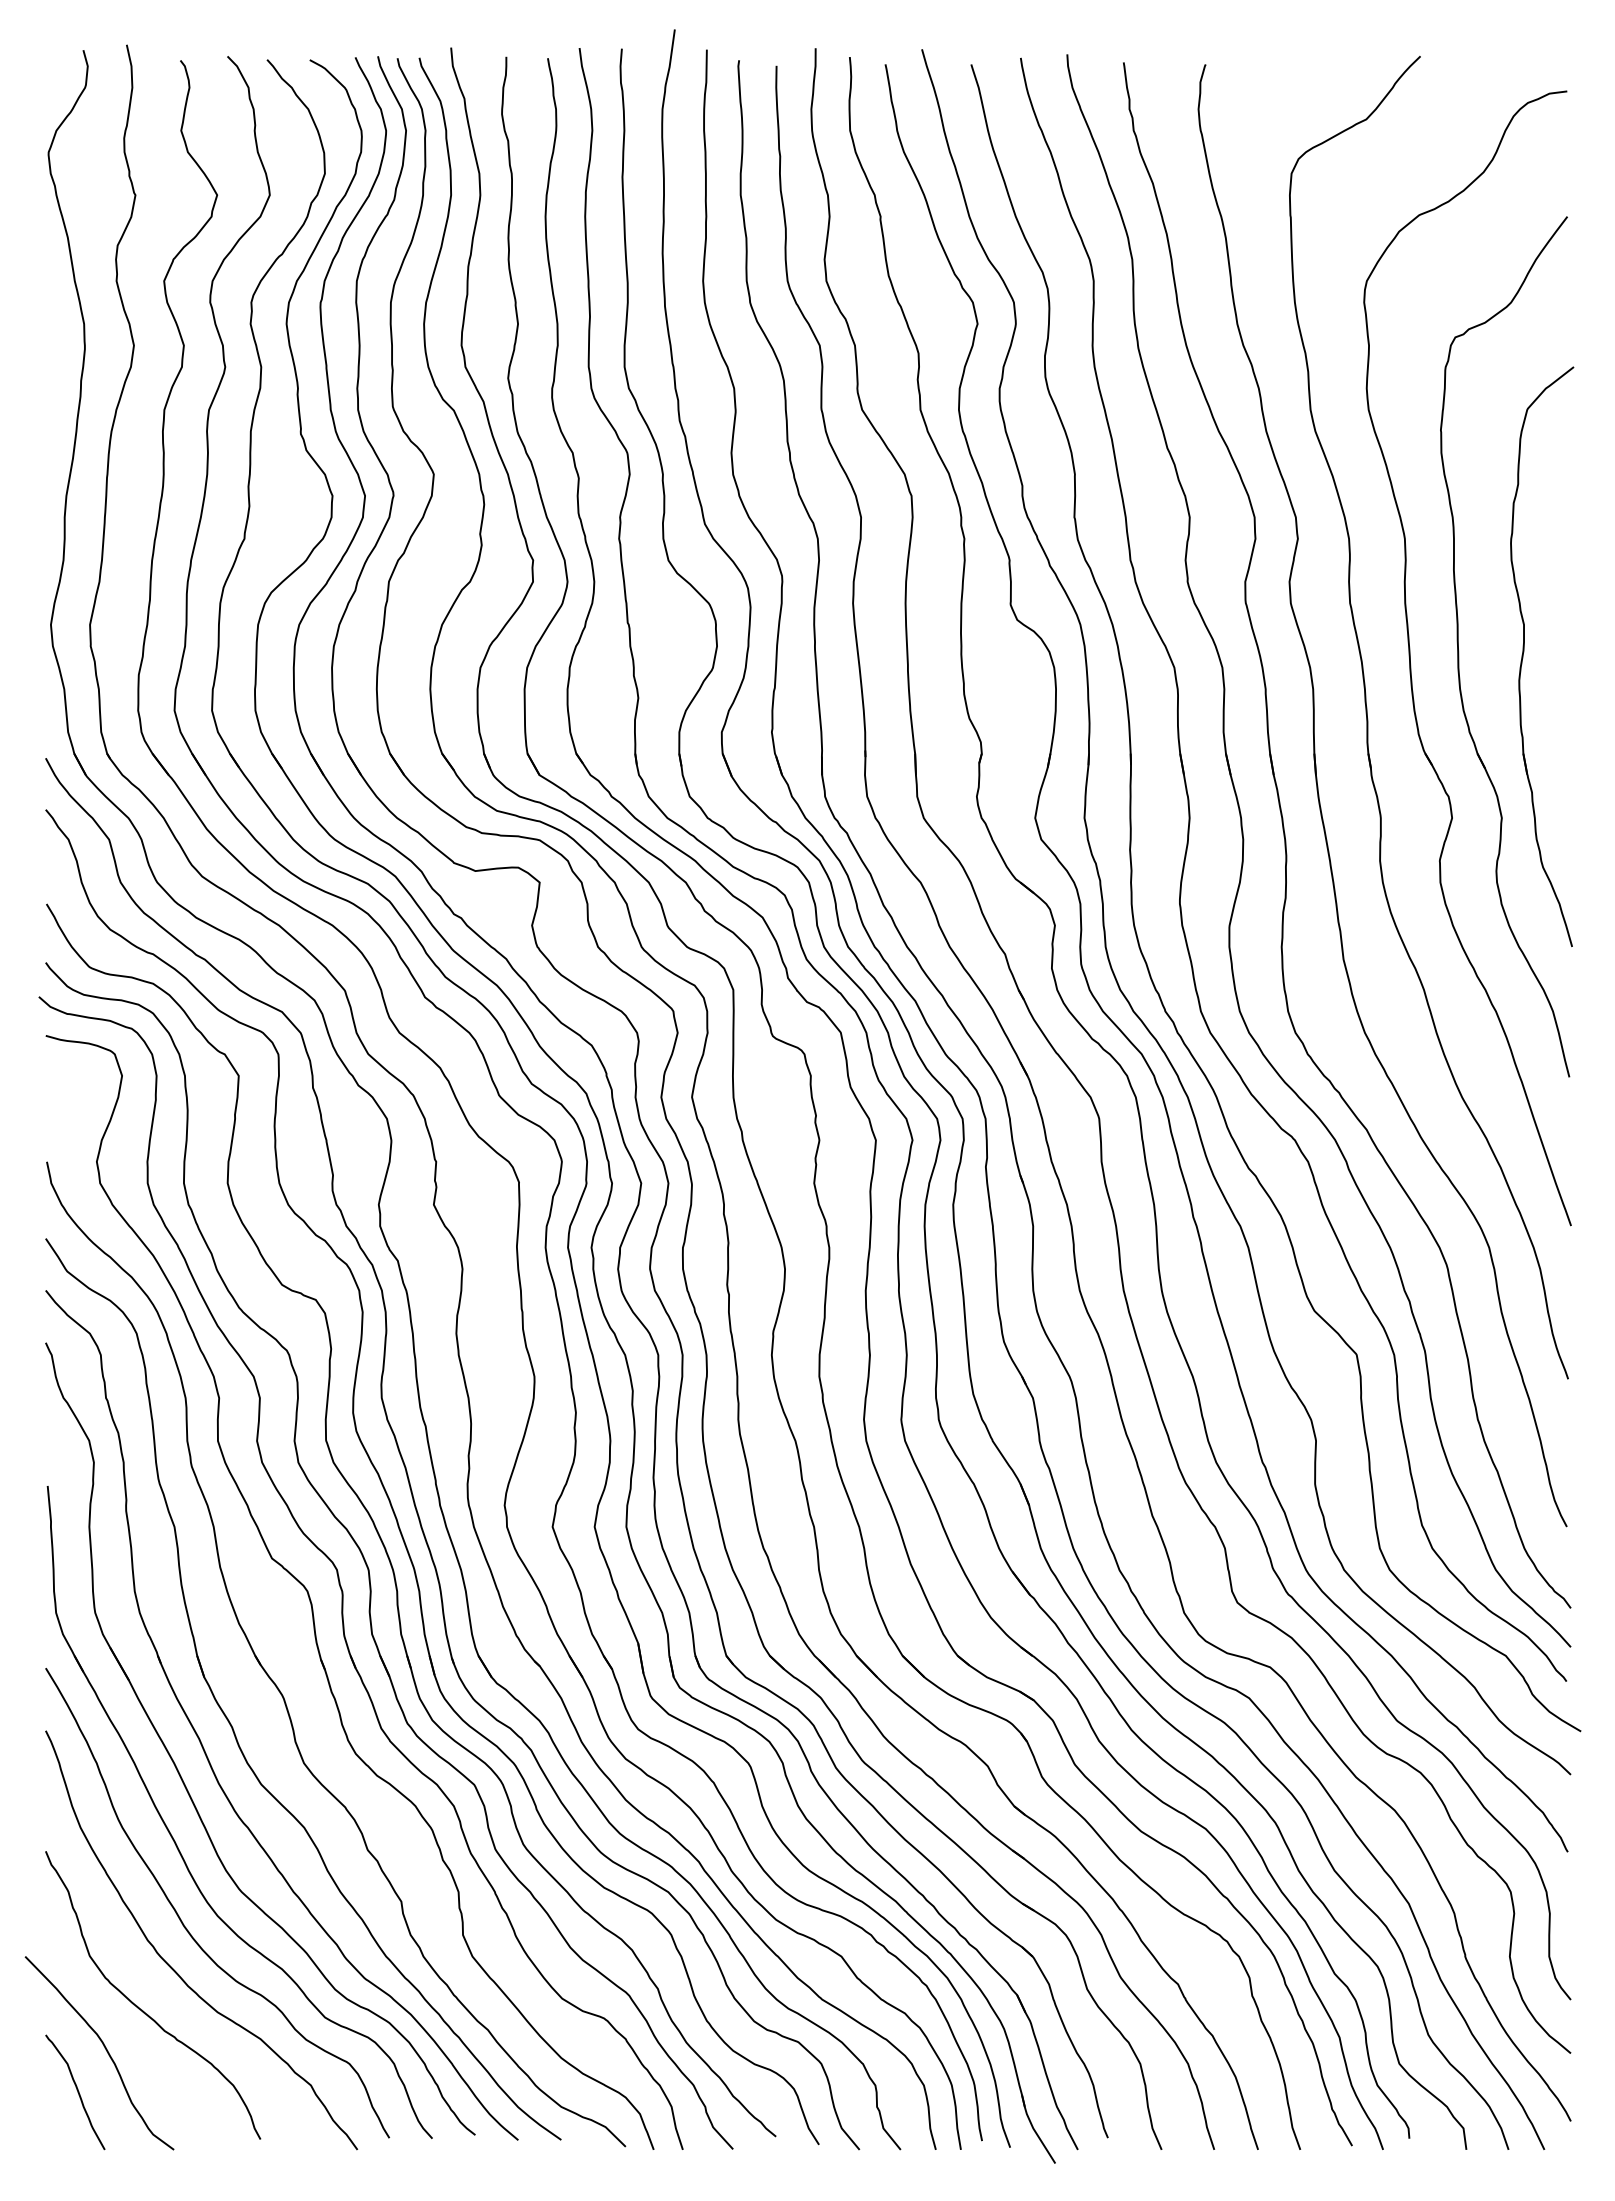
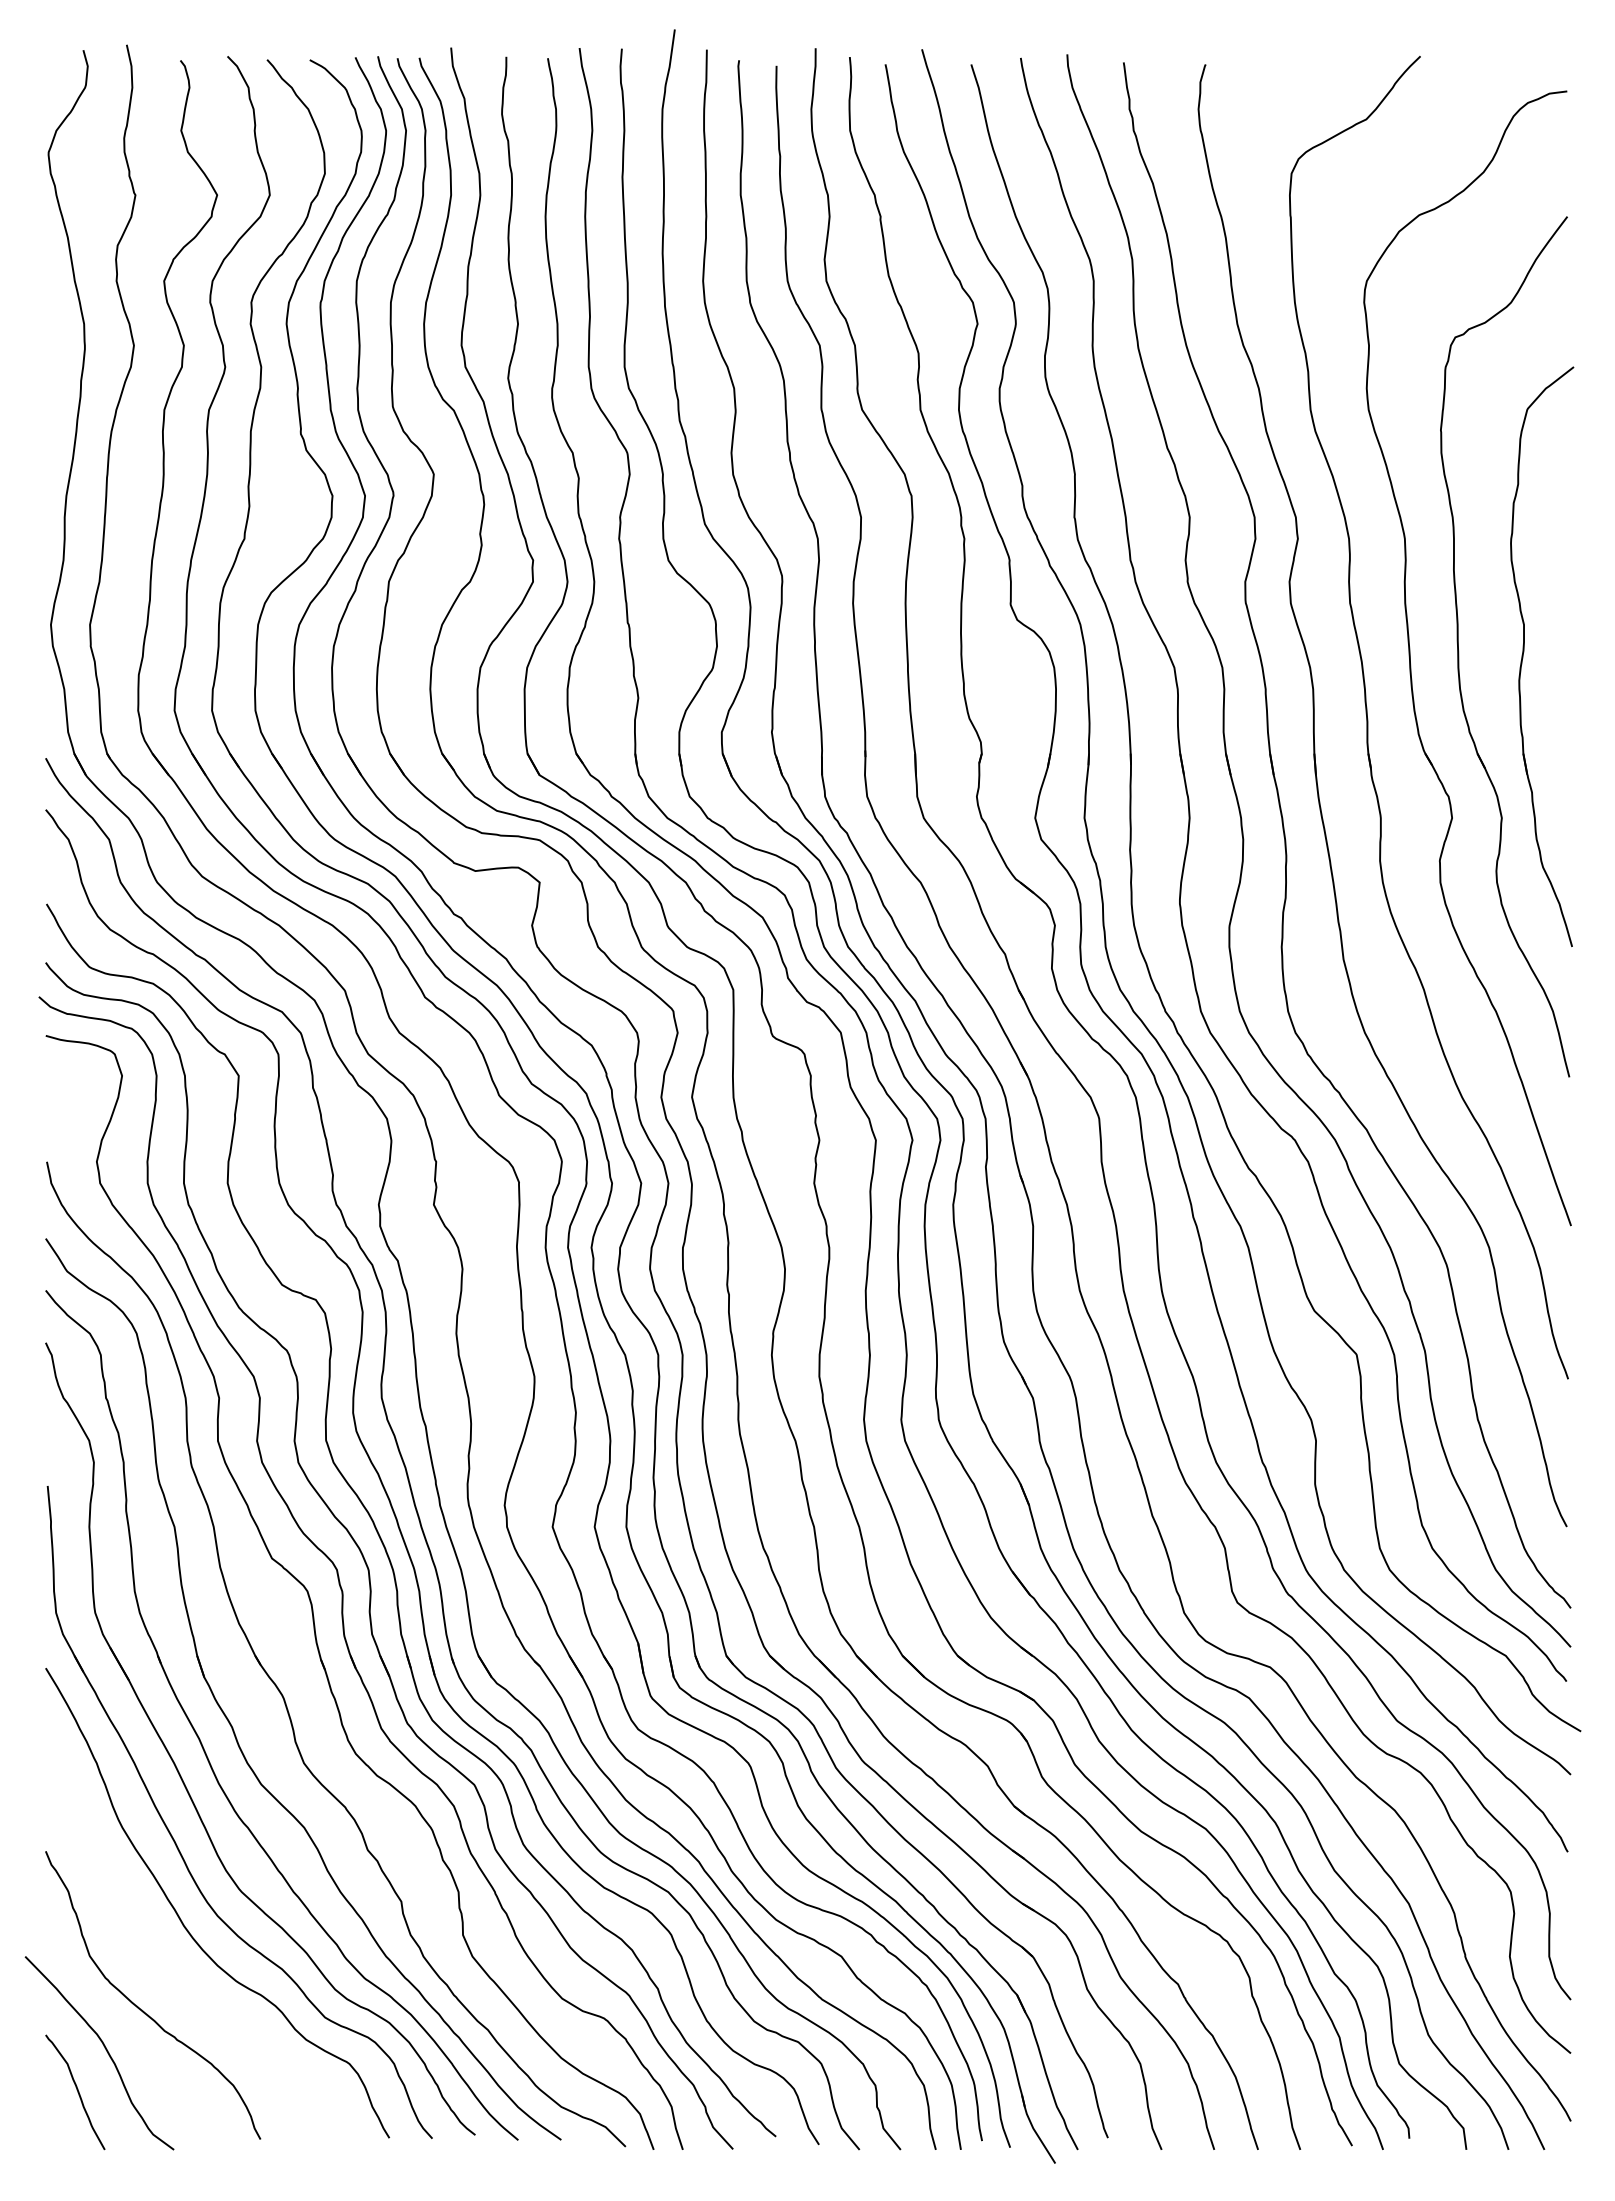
curve: present -> none (173, 1968)
